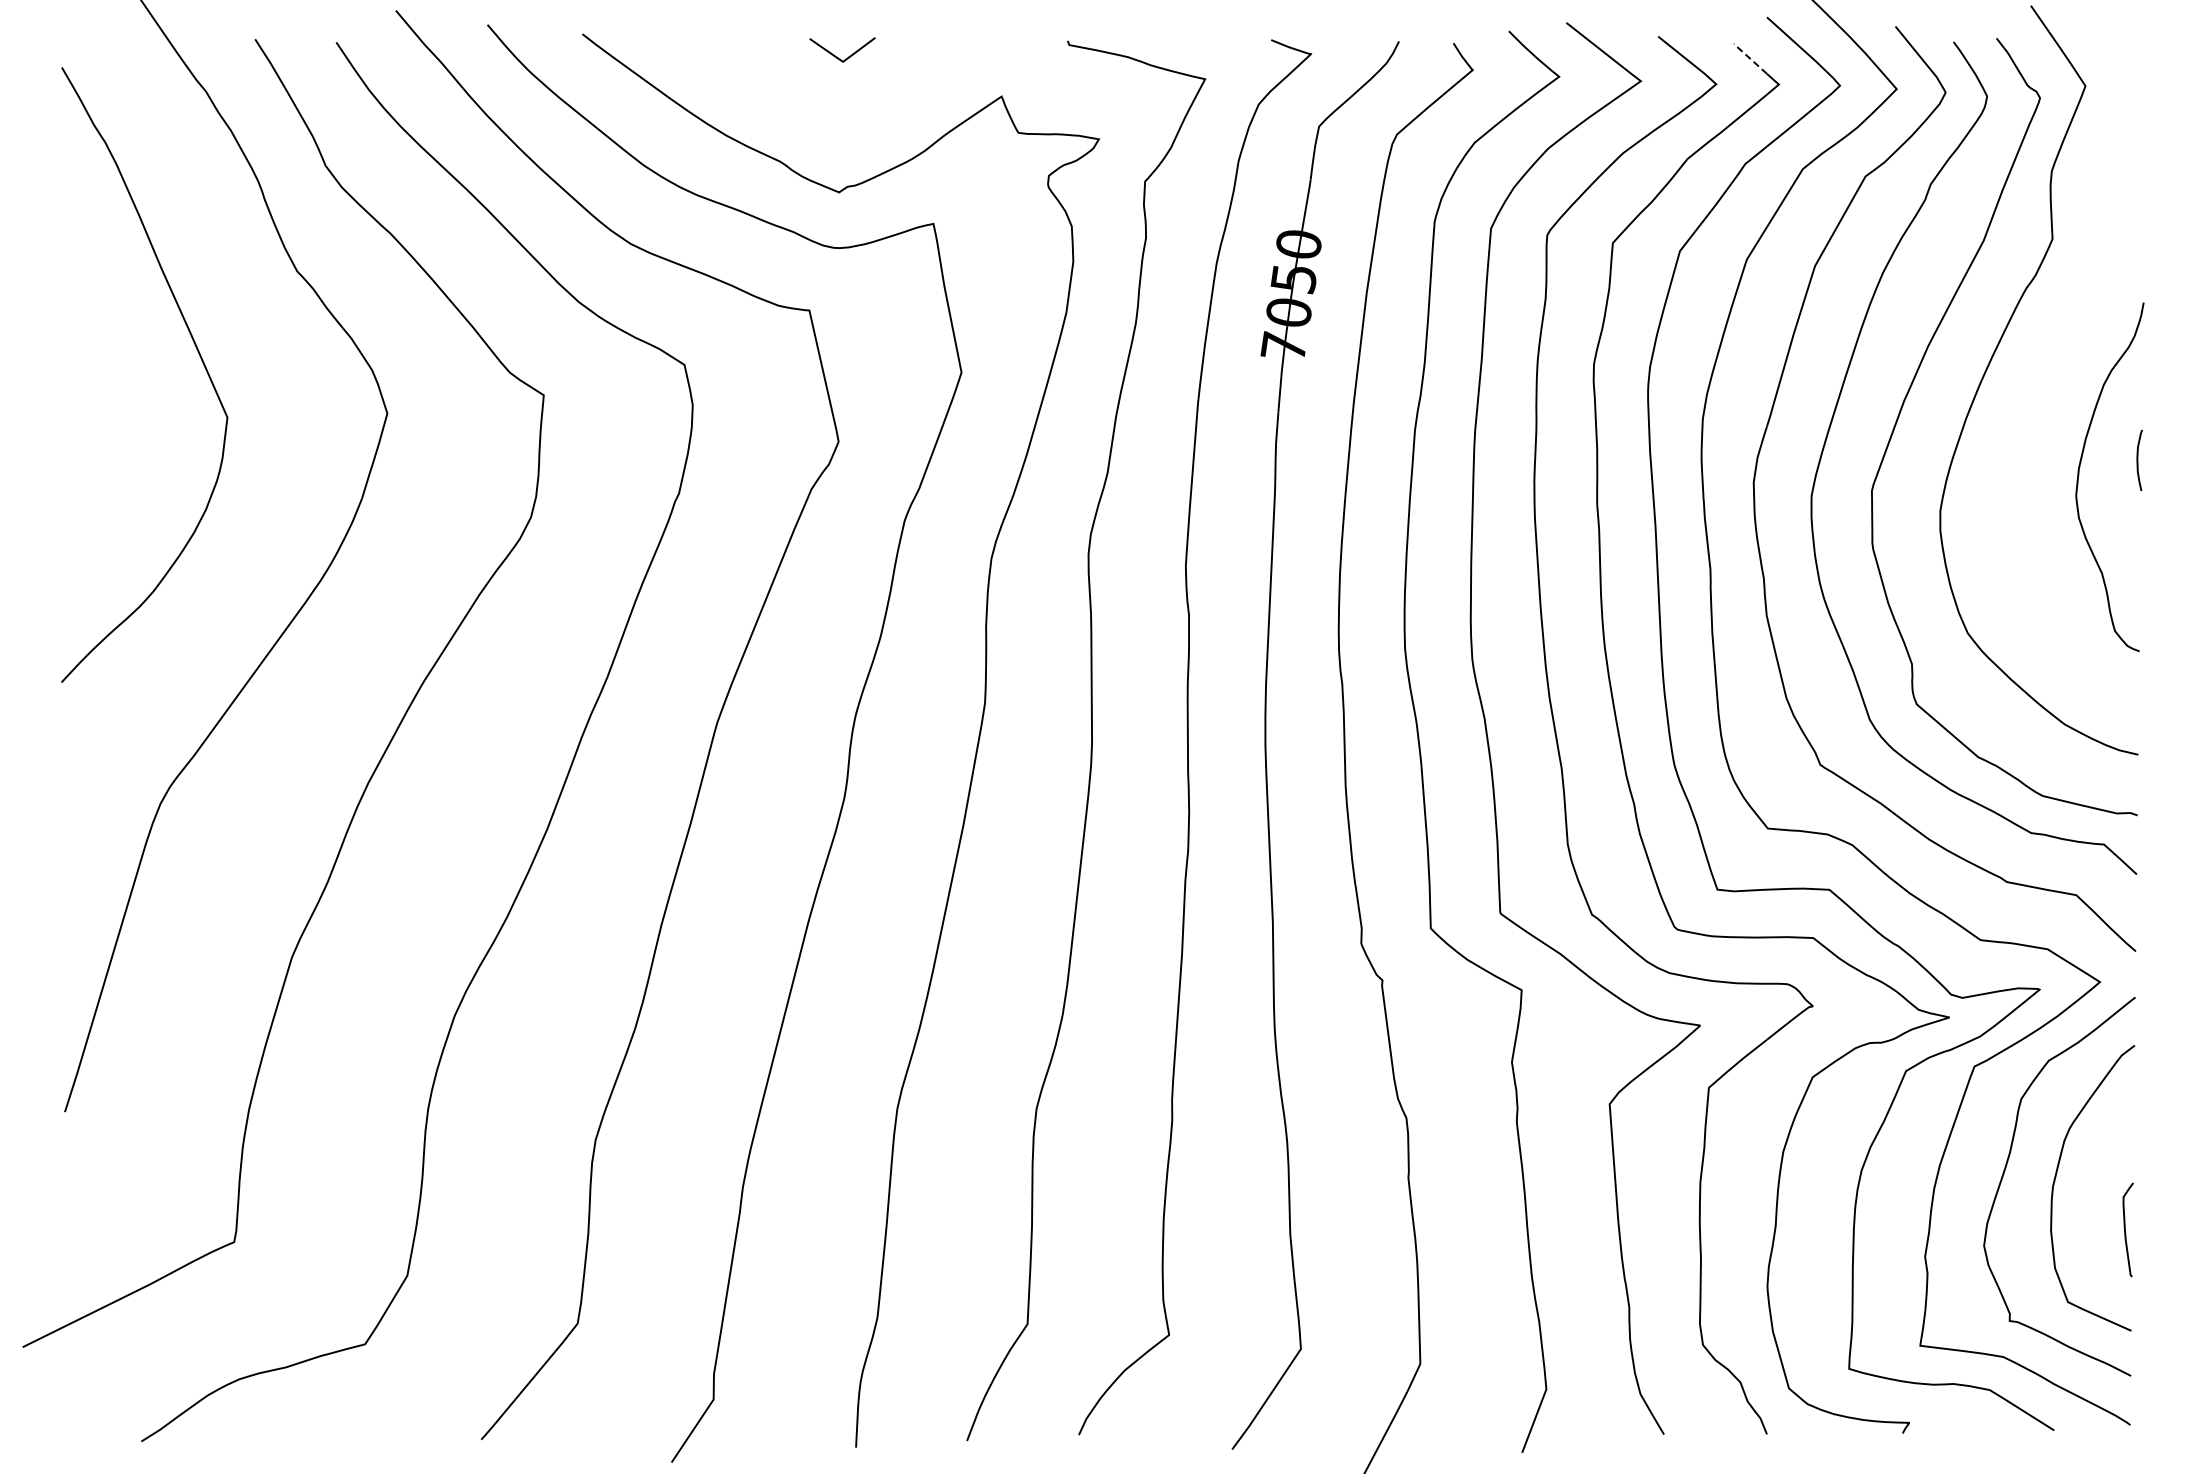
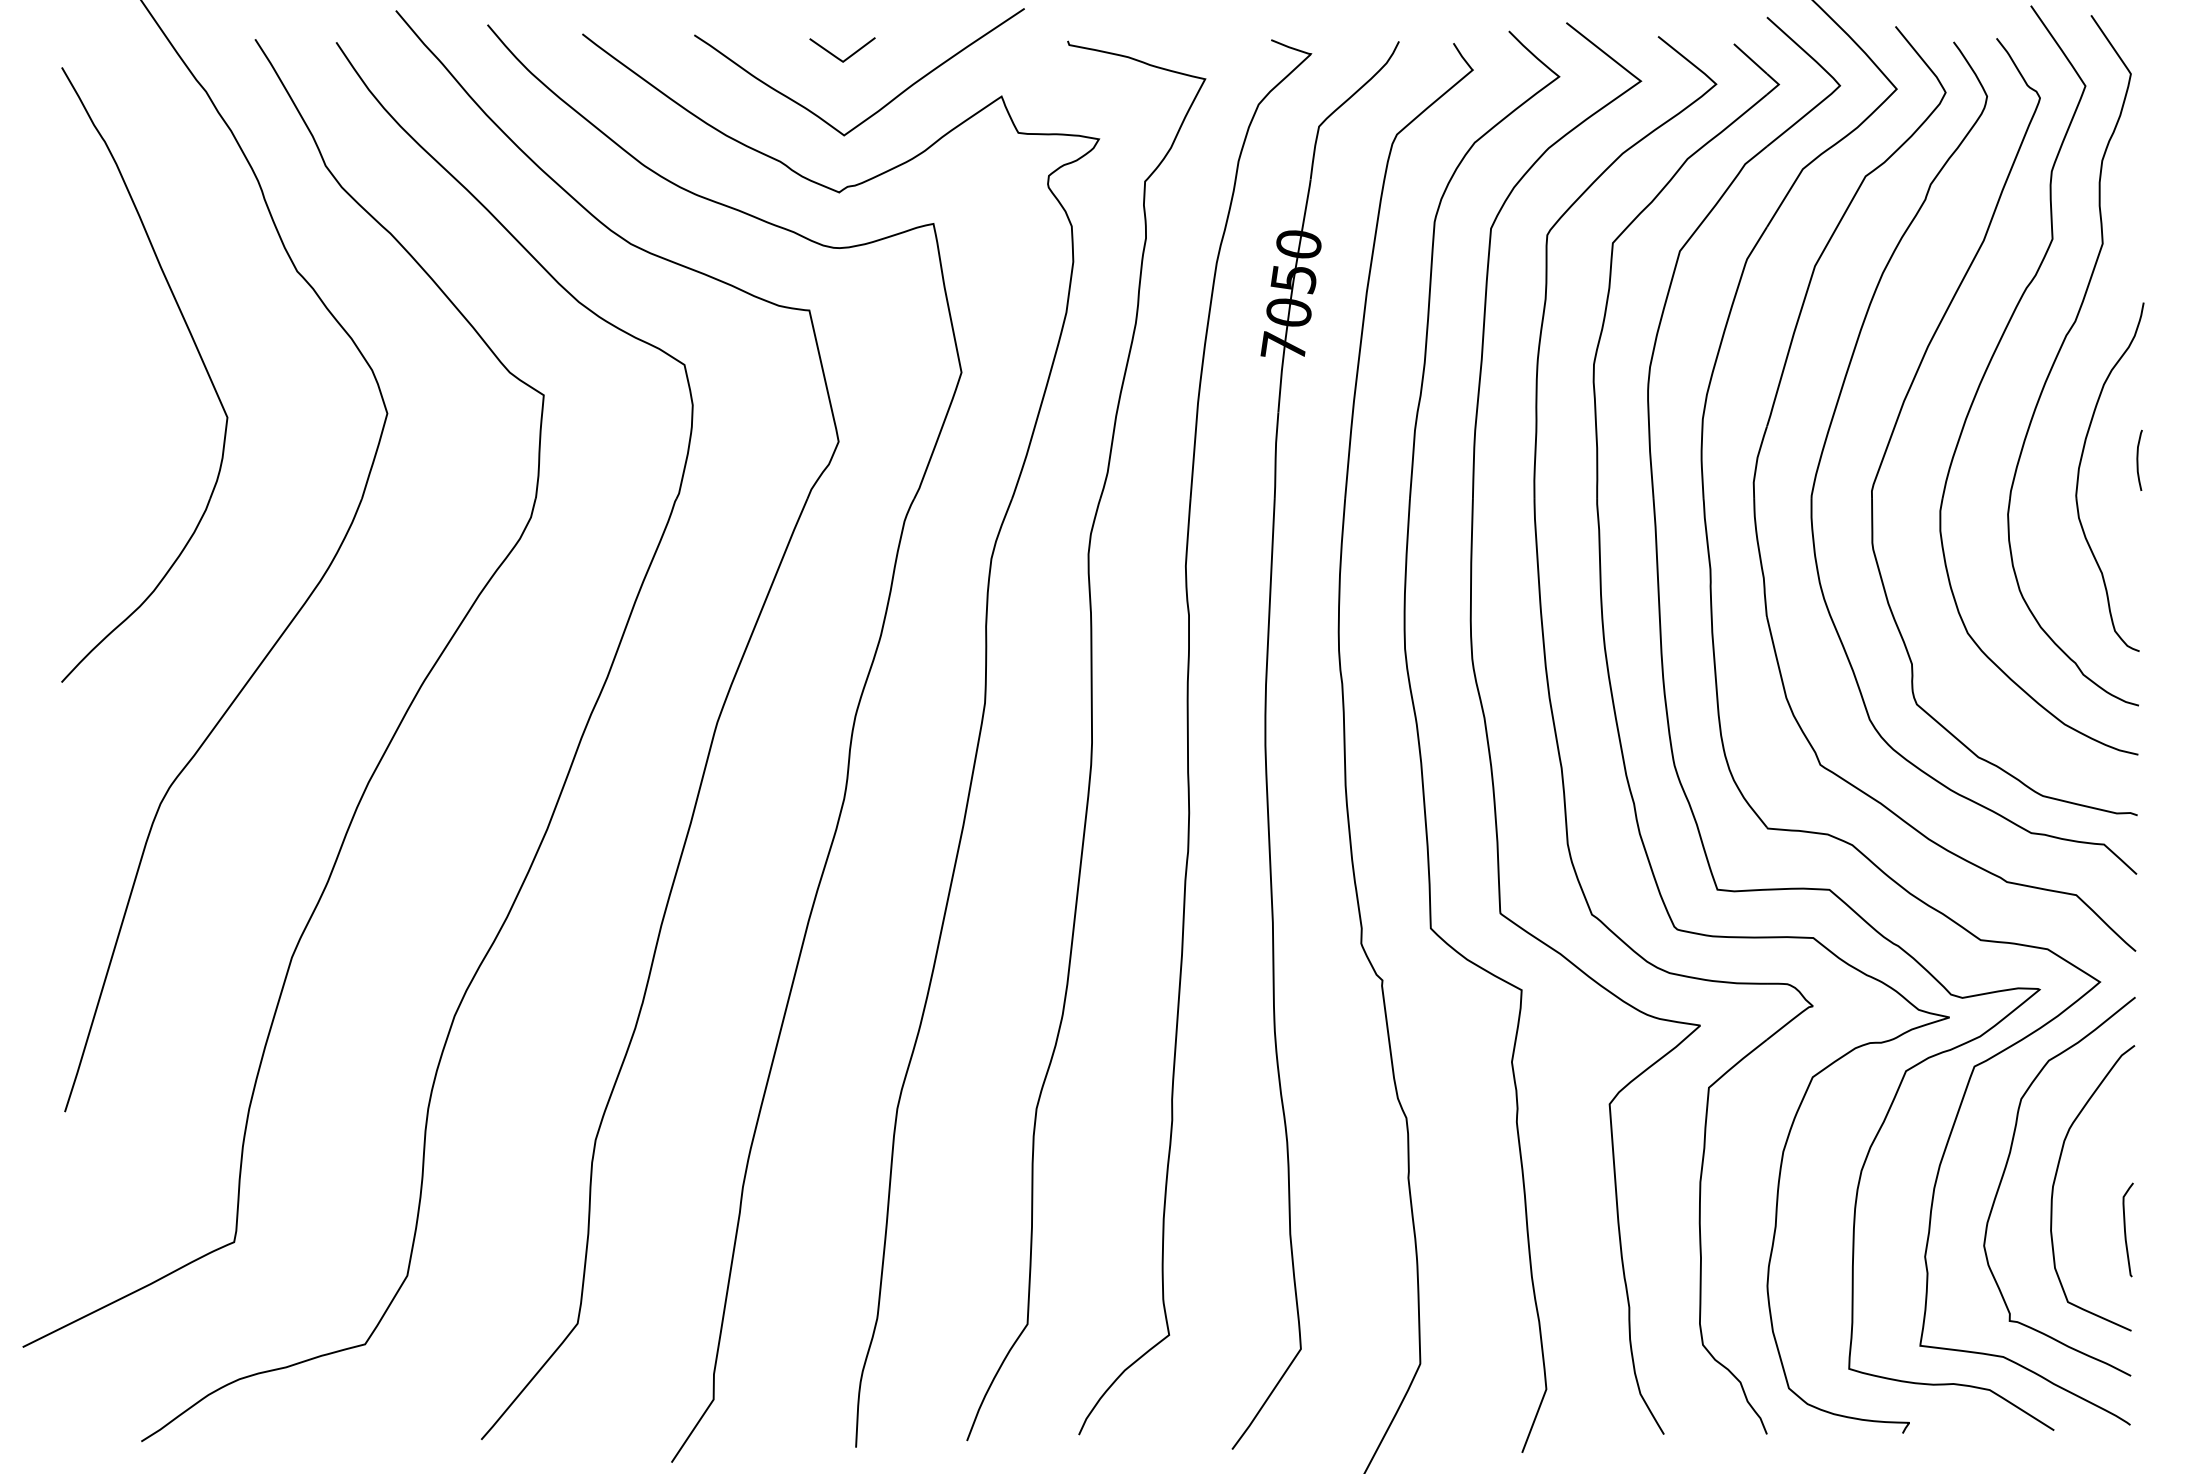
line: dashed -> solid (1750, 58)
curve: none -> present (882, 106)
part: none -> present (2059, 353)
